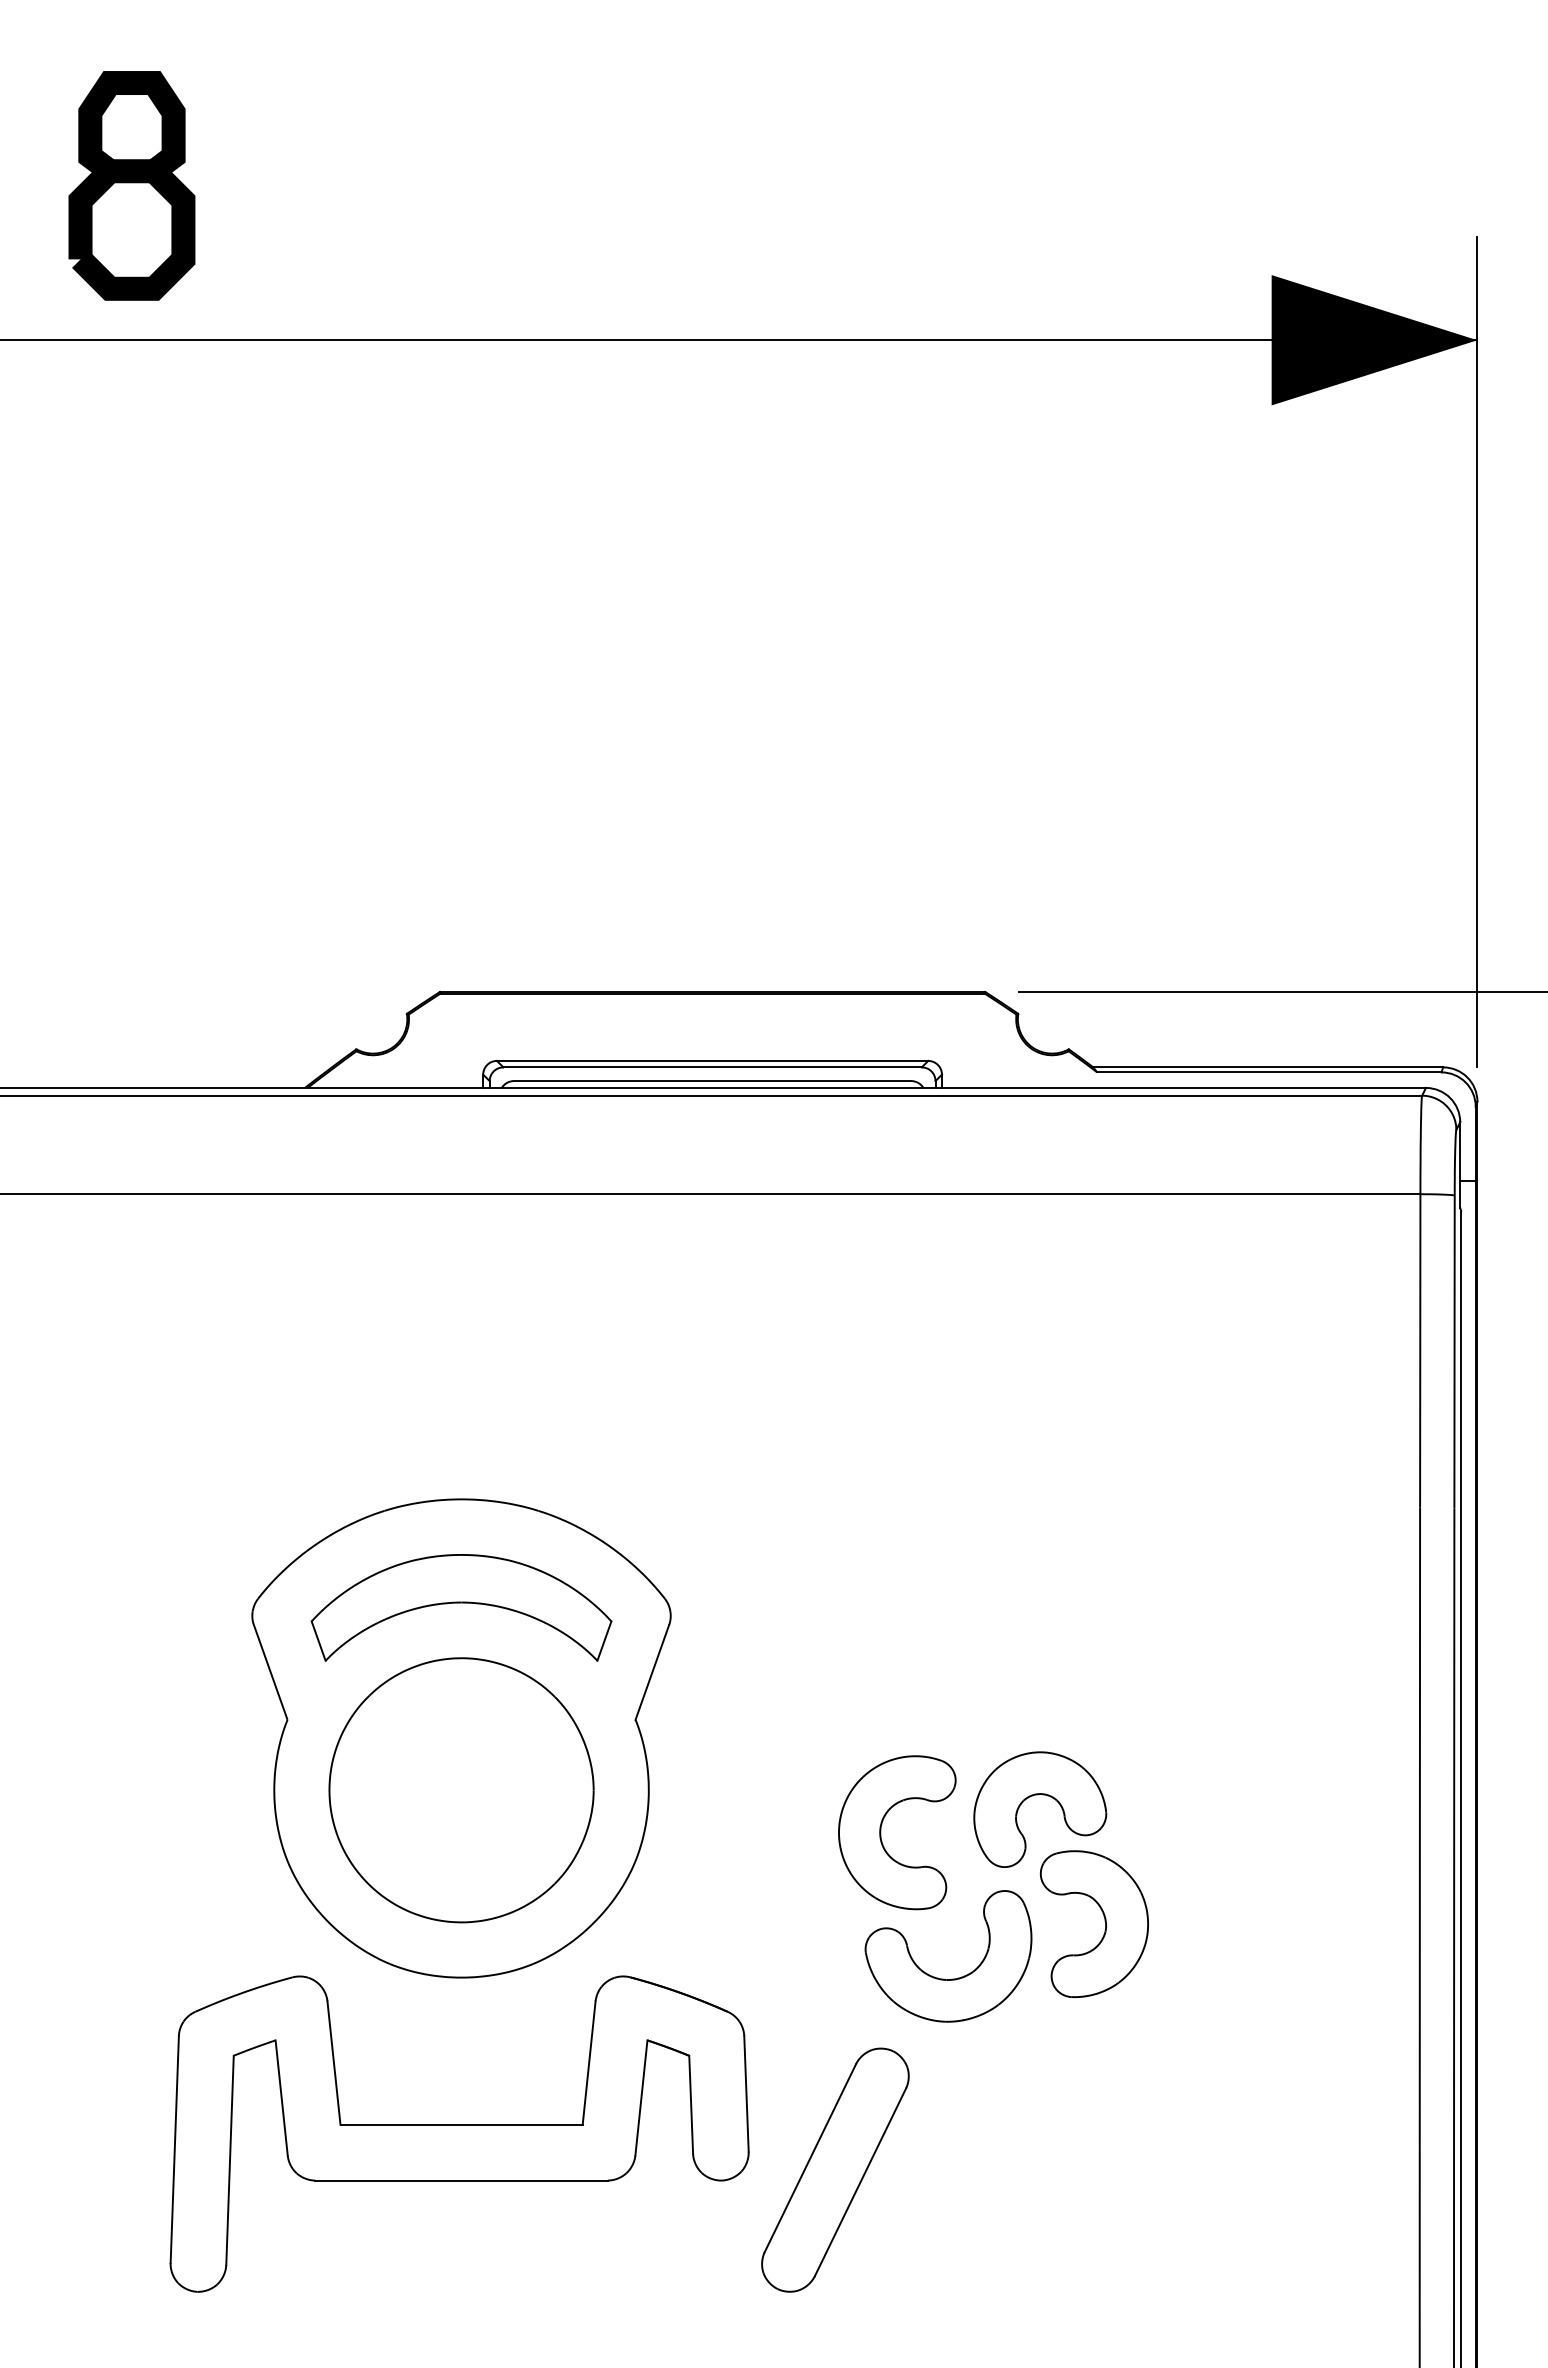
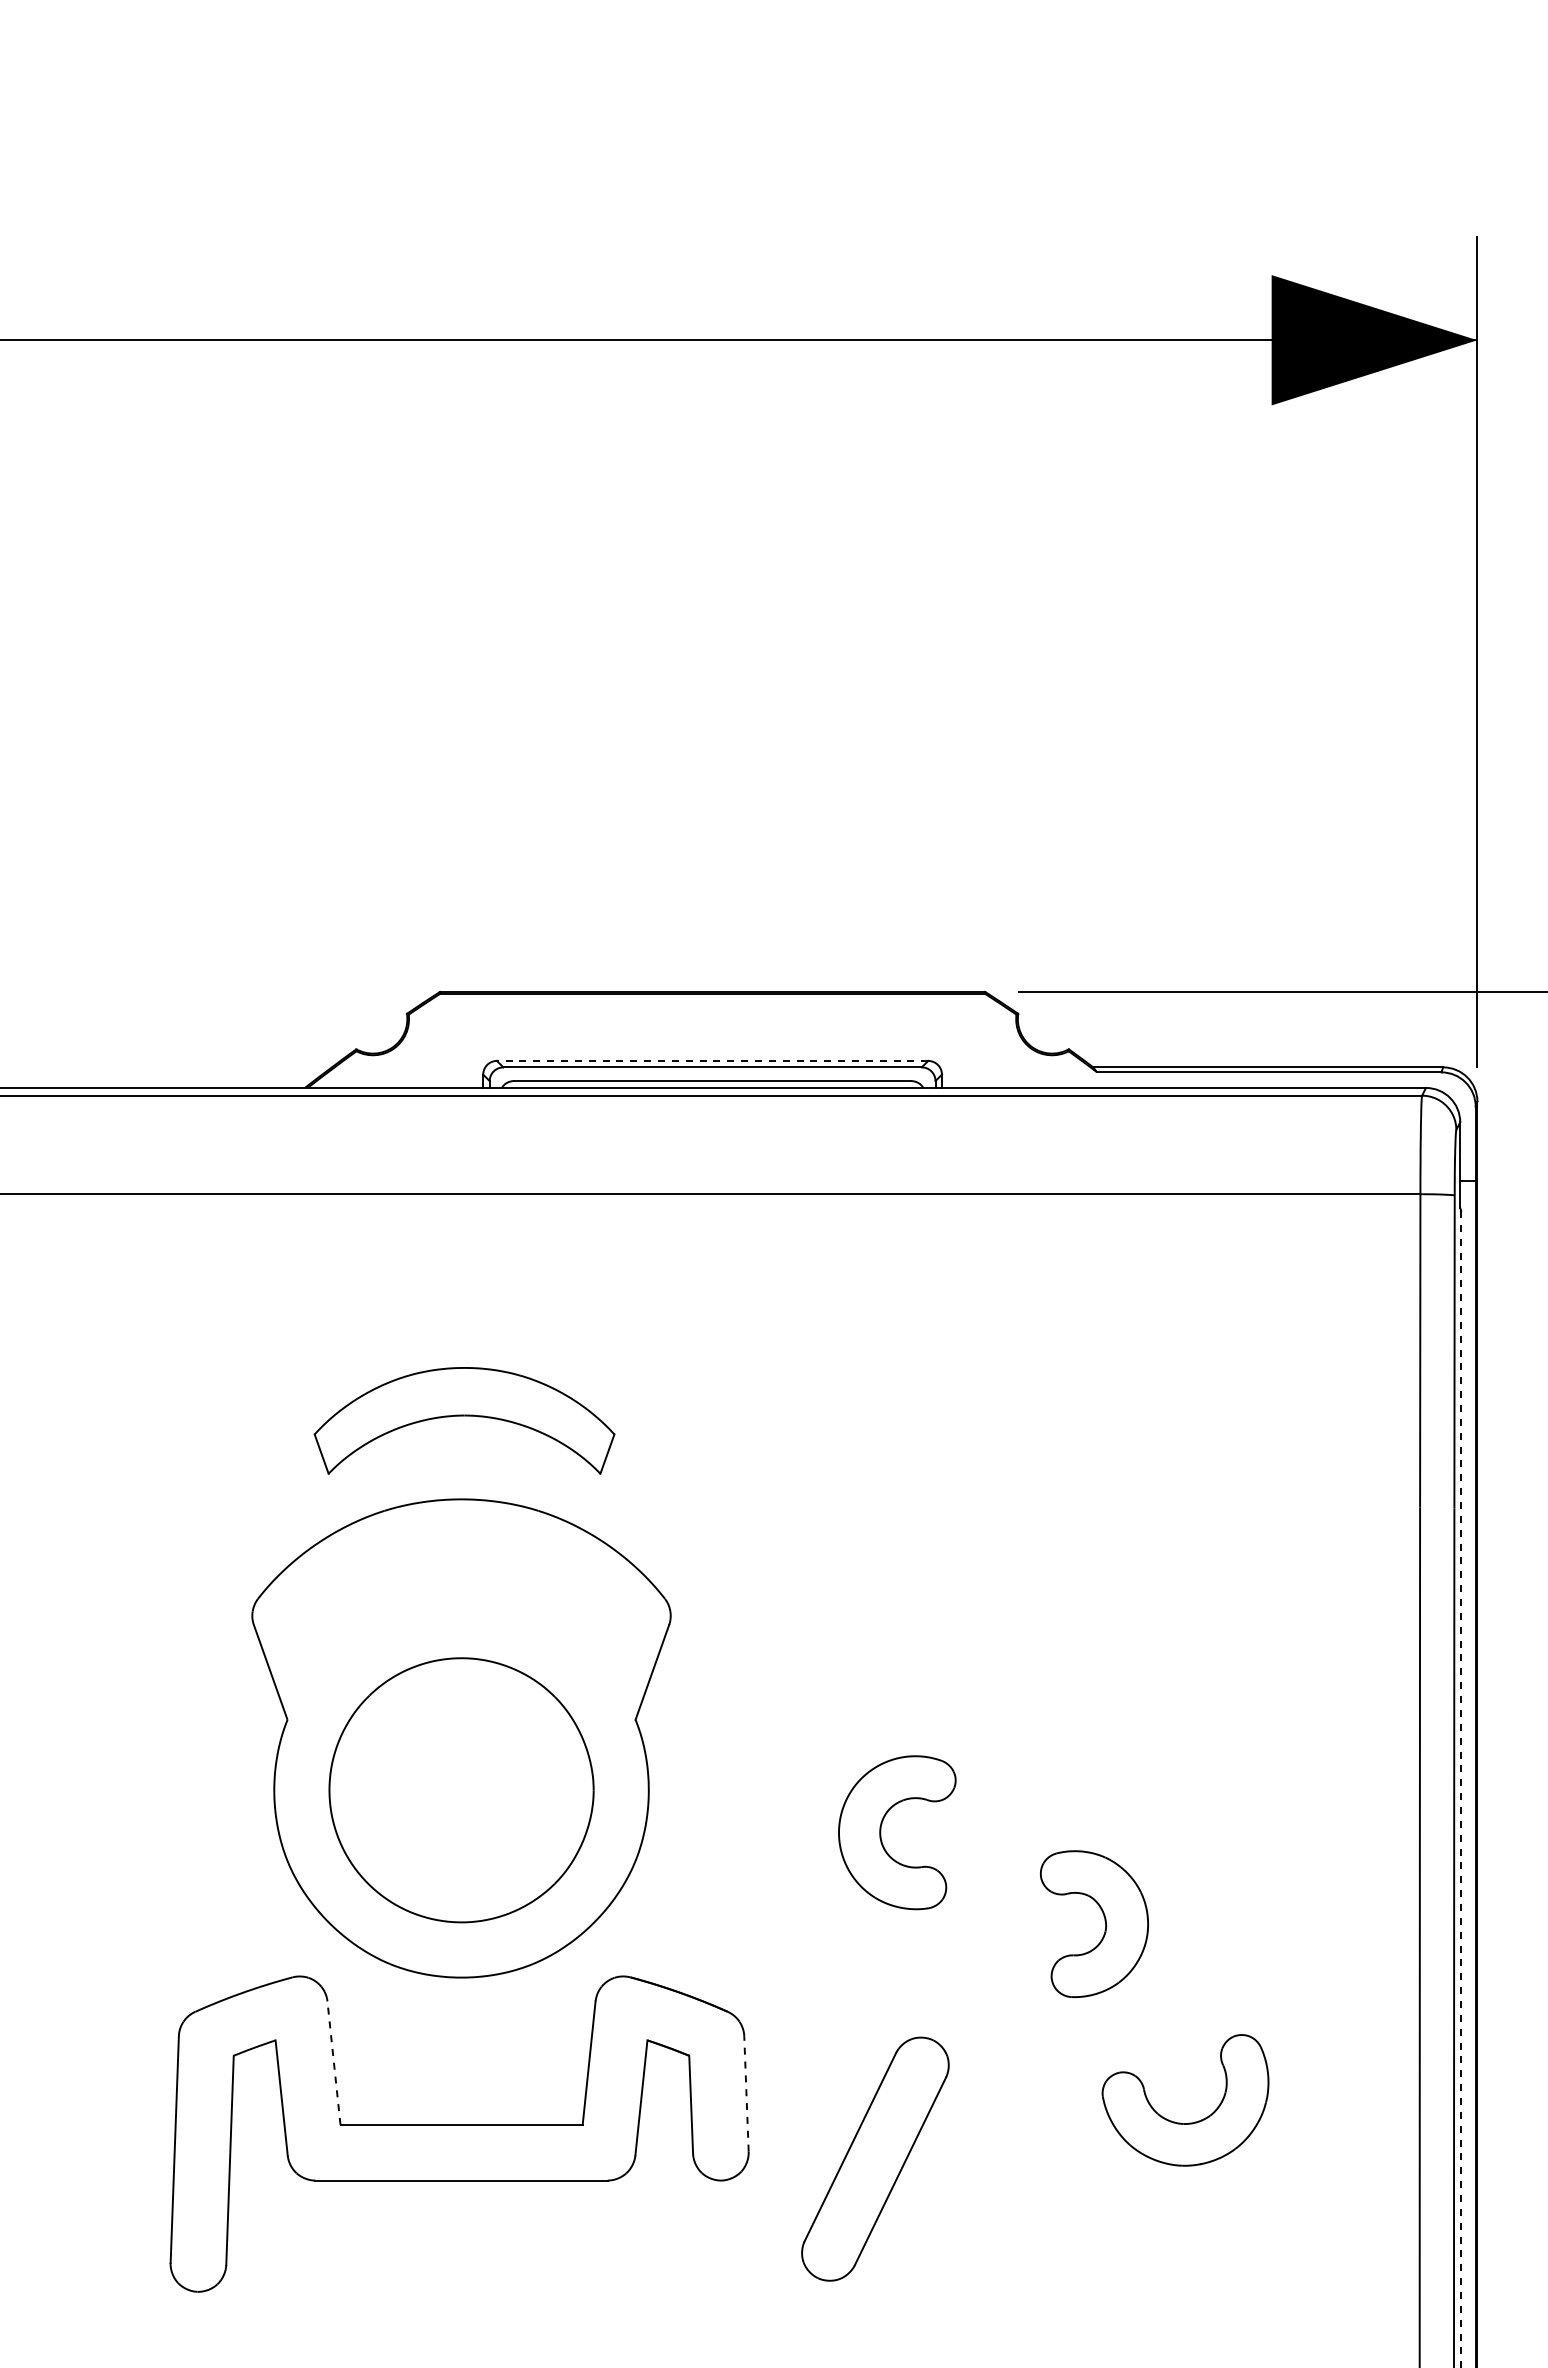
part: present -> none (131, 185)
line: solid -> dashed (712, 1060)
part position: (461, 1607) -> (464, 1420) (464, 1420)
line: solid -> dashed (1461, 1789)
part: present -> none (1042, 1795)
part position: (952, 1978) -> (1189, 2122) (1189, 2122)
line: solid -> dashed (333, 2062)
line: solid -> dashed (746, 2093)
part position: (835, 2169) -> (875, 2158) (875, 2158)
